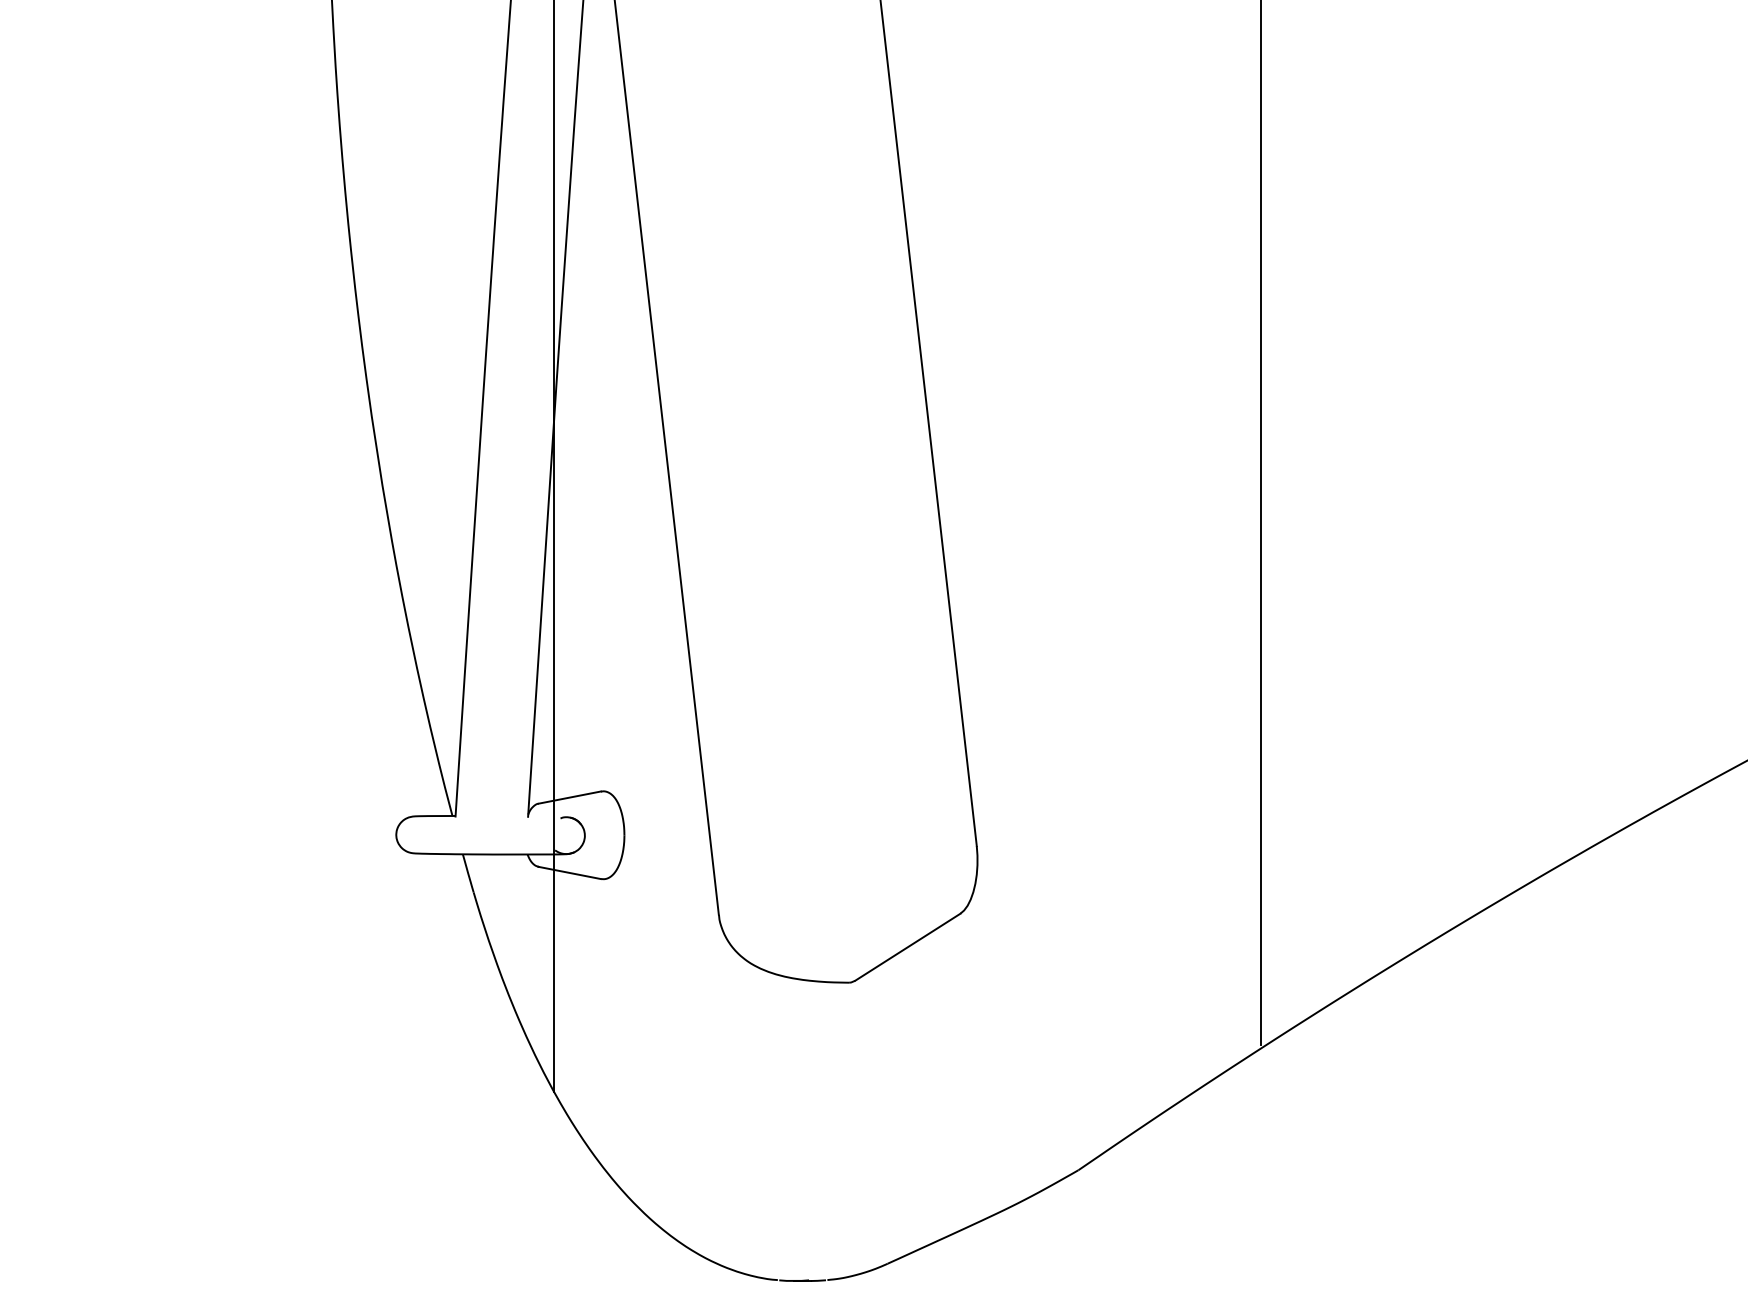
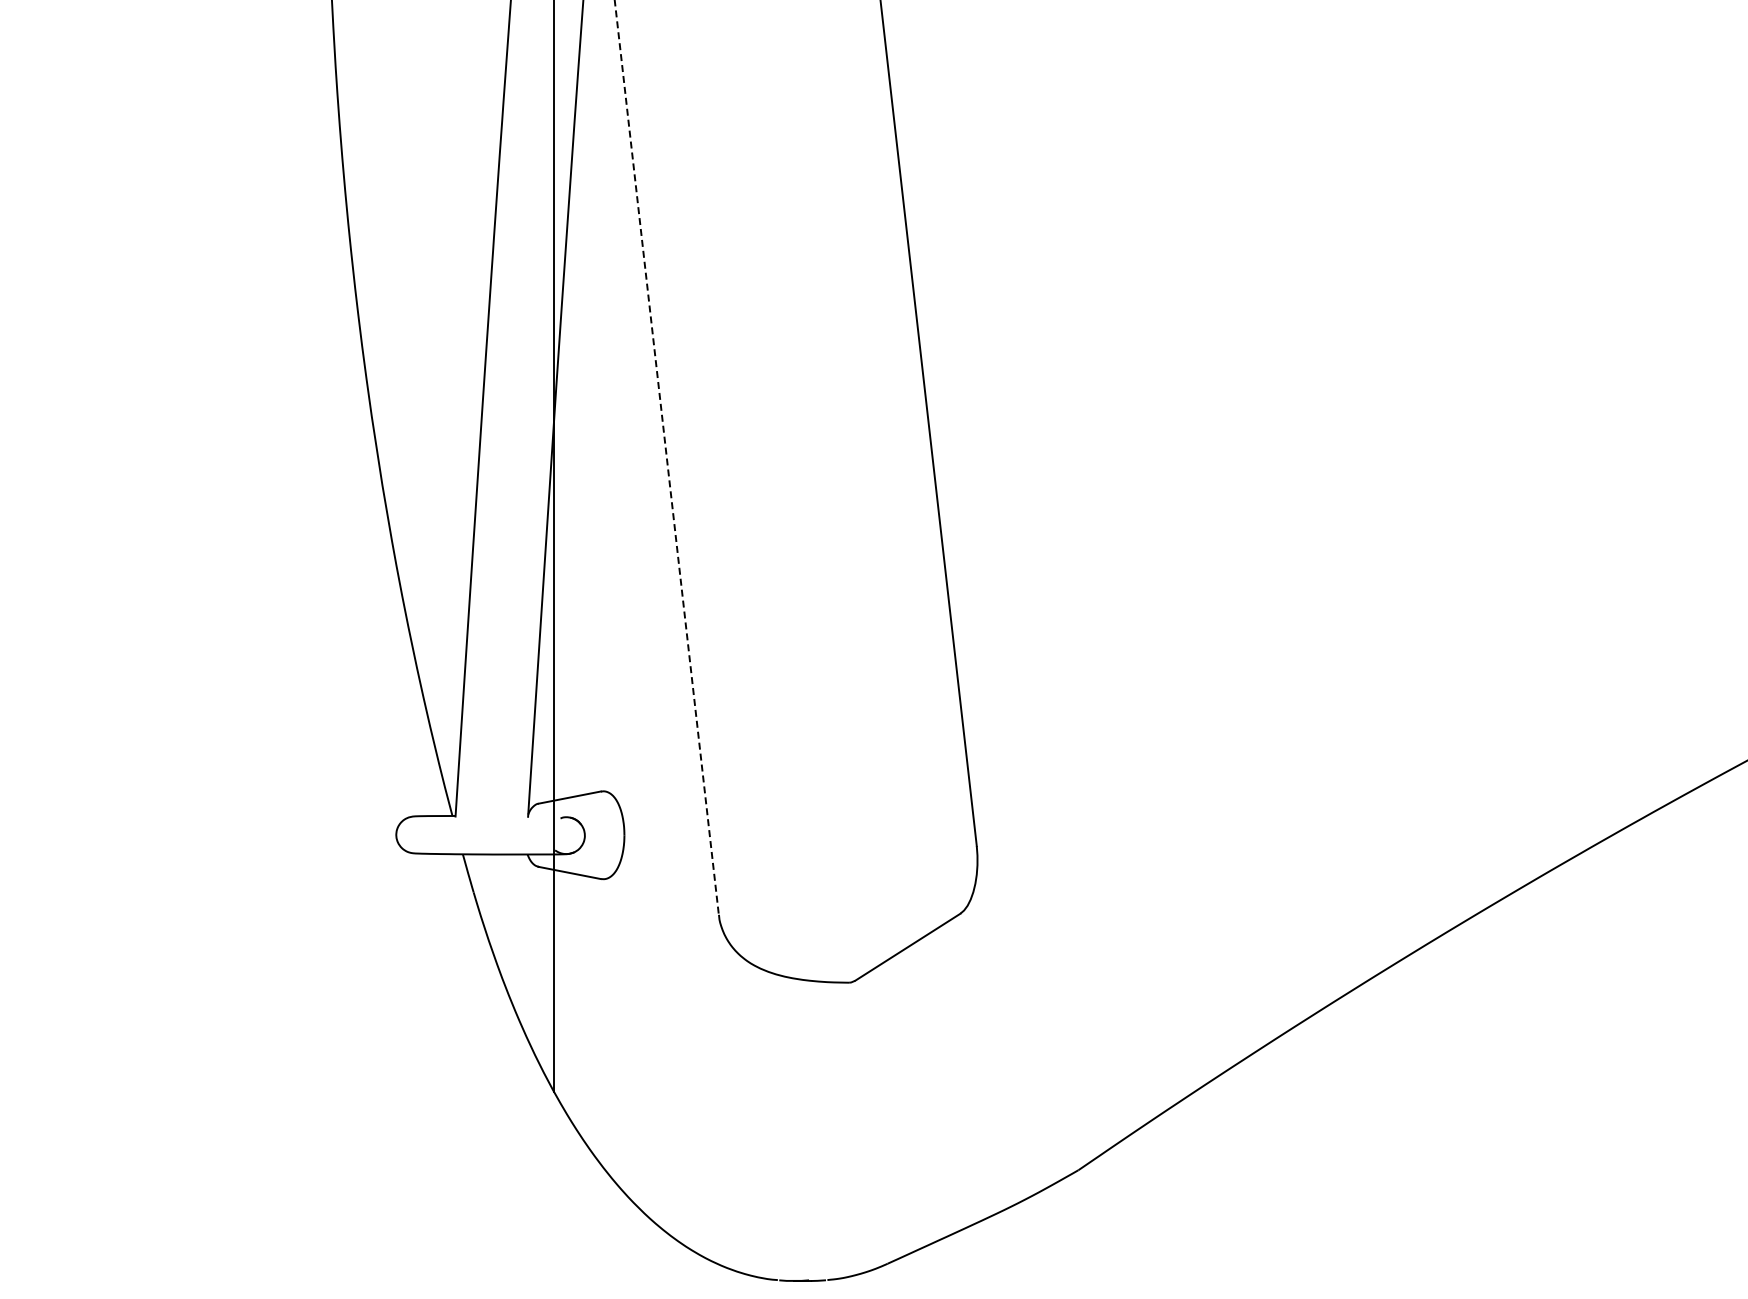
line: solid -> dashed (666, 458)
line: present -> none (1261, 523)
